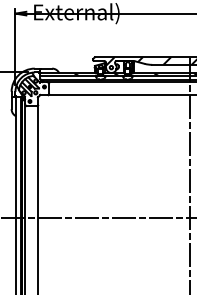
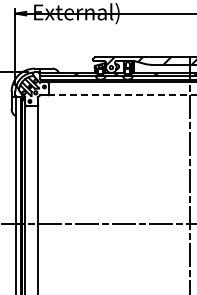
line: solid -> dashed (123, 95)
line position: (97, 217) -> (97, 223) (97, 223)
